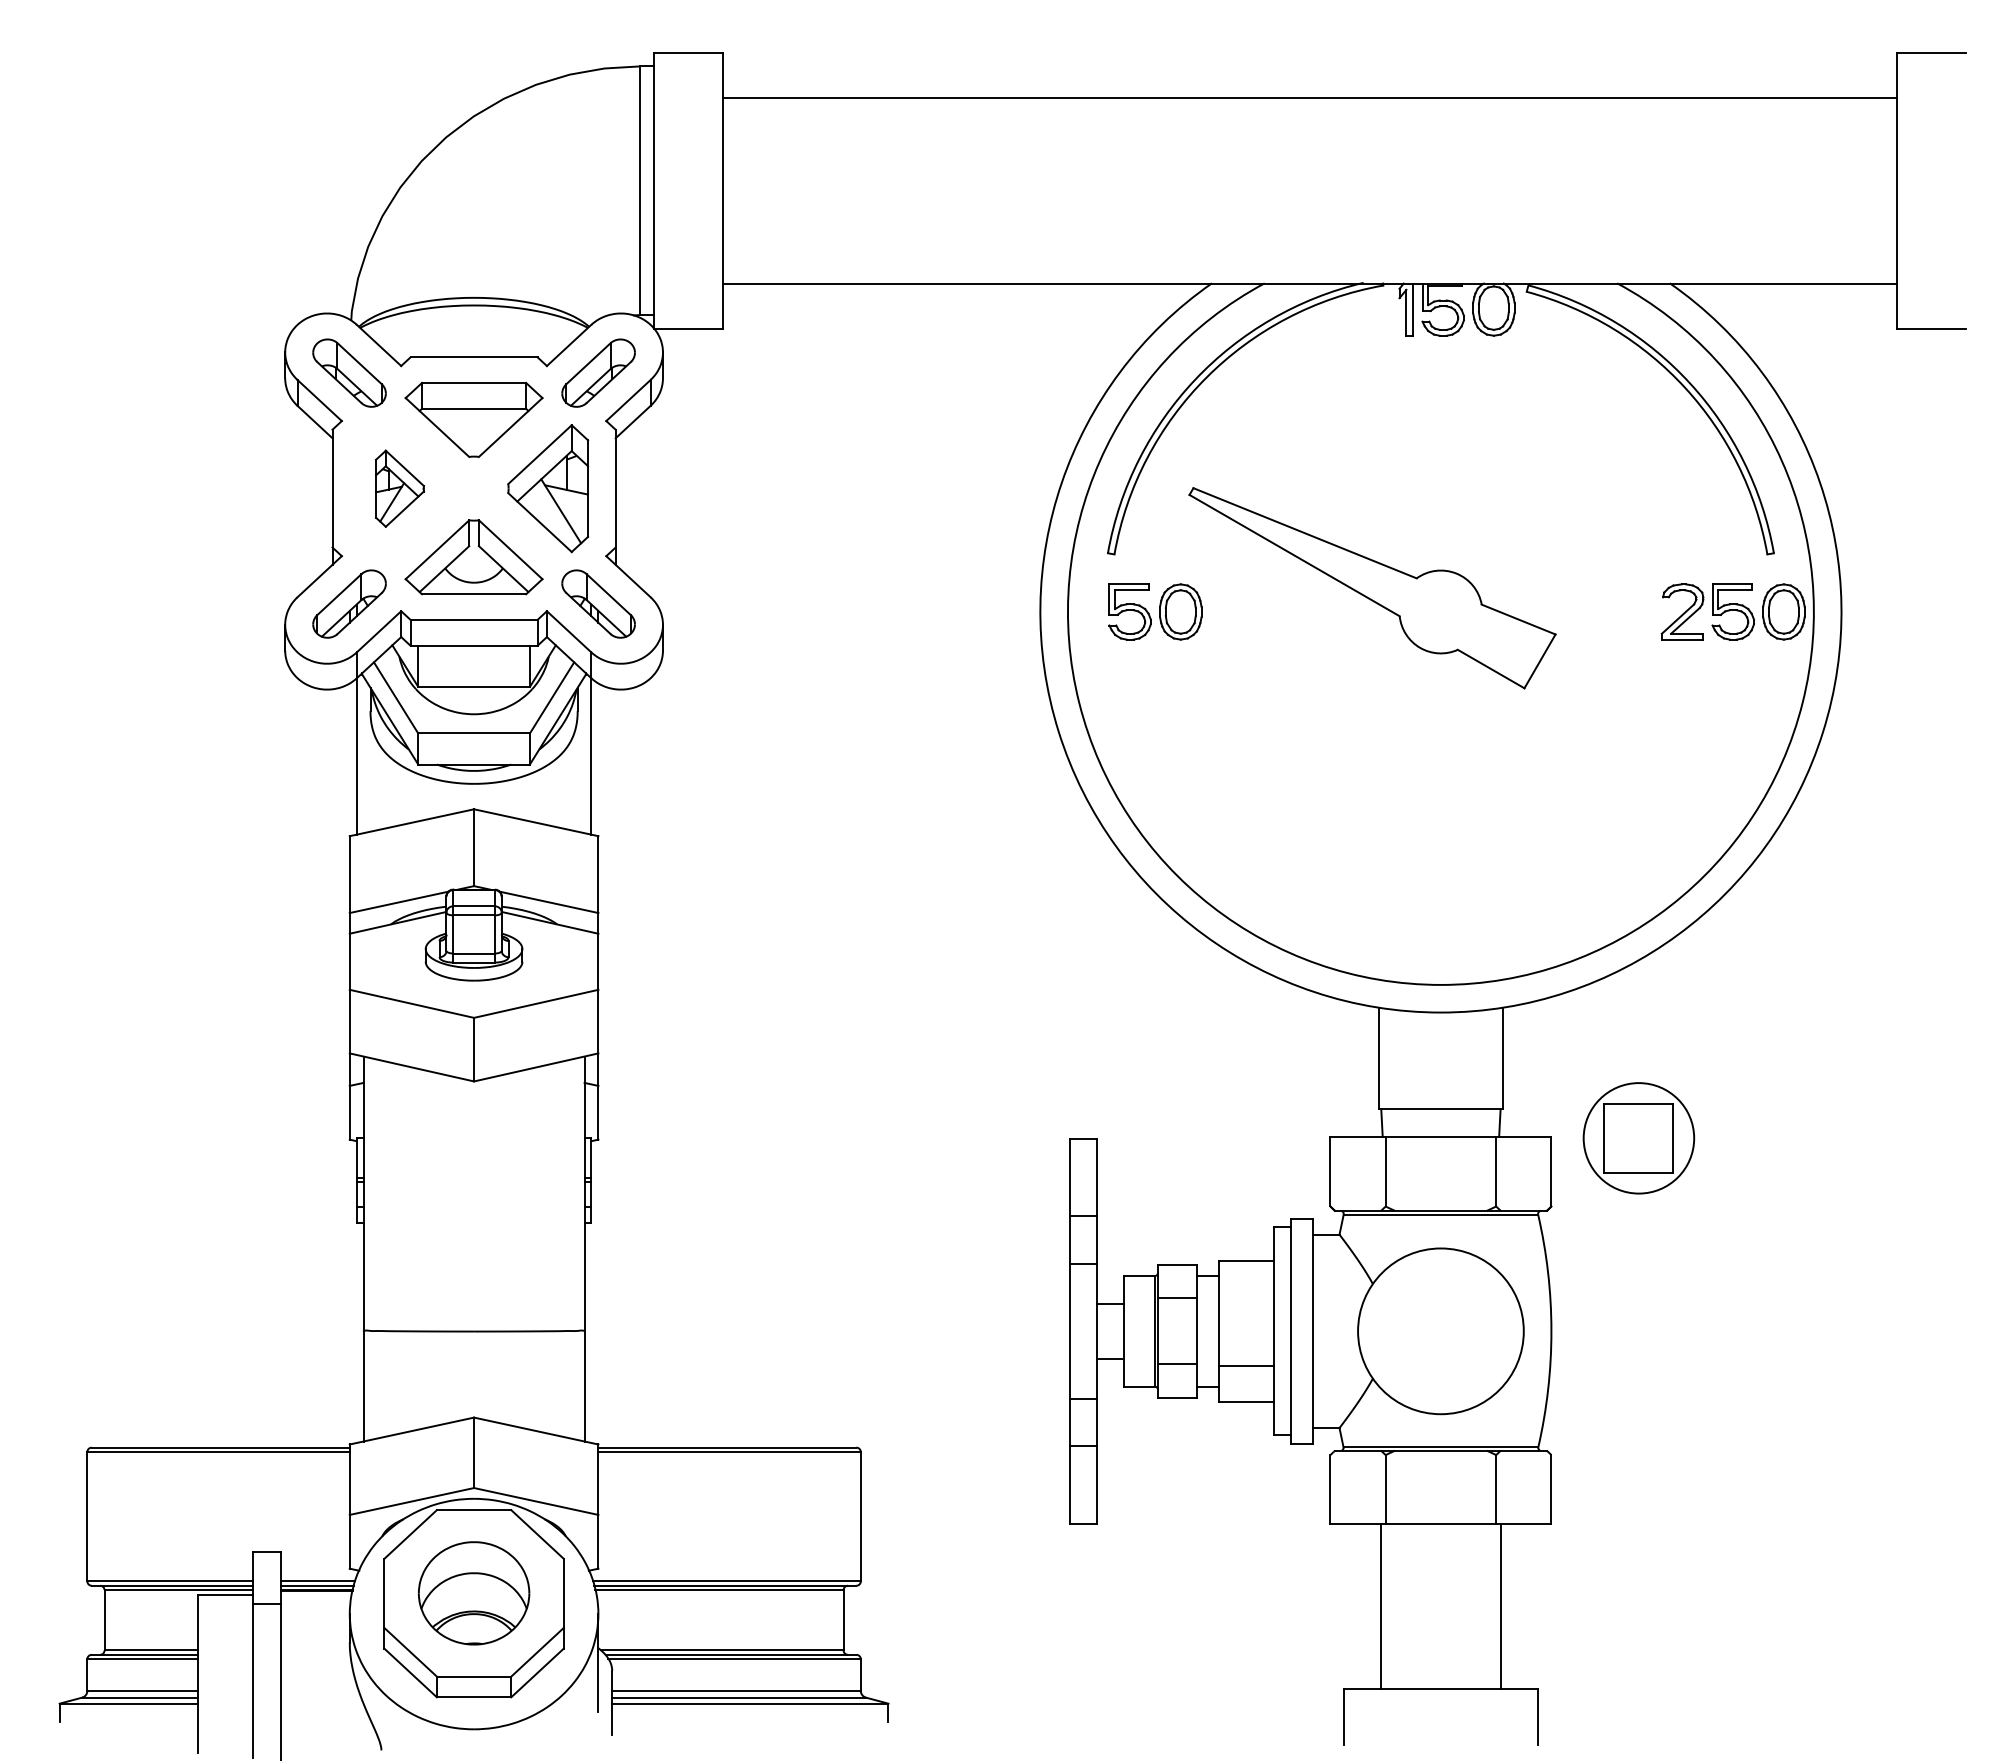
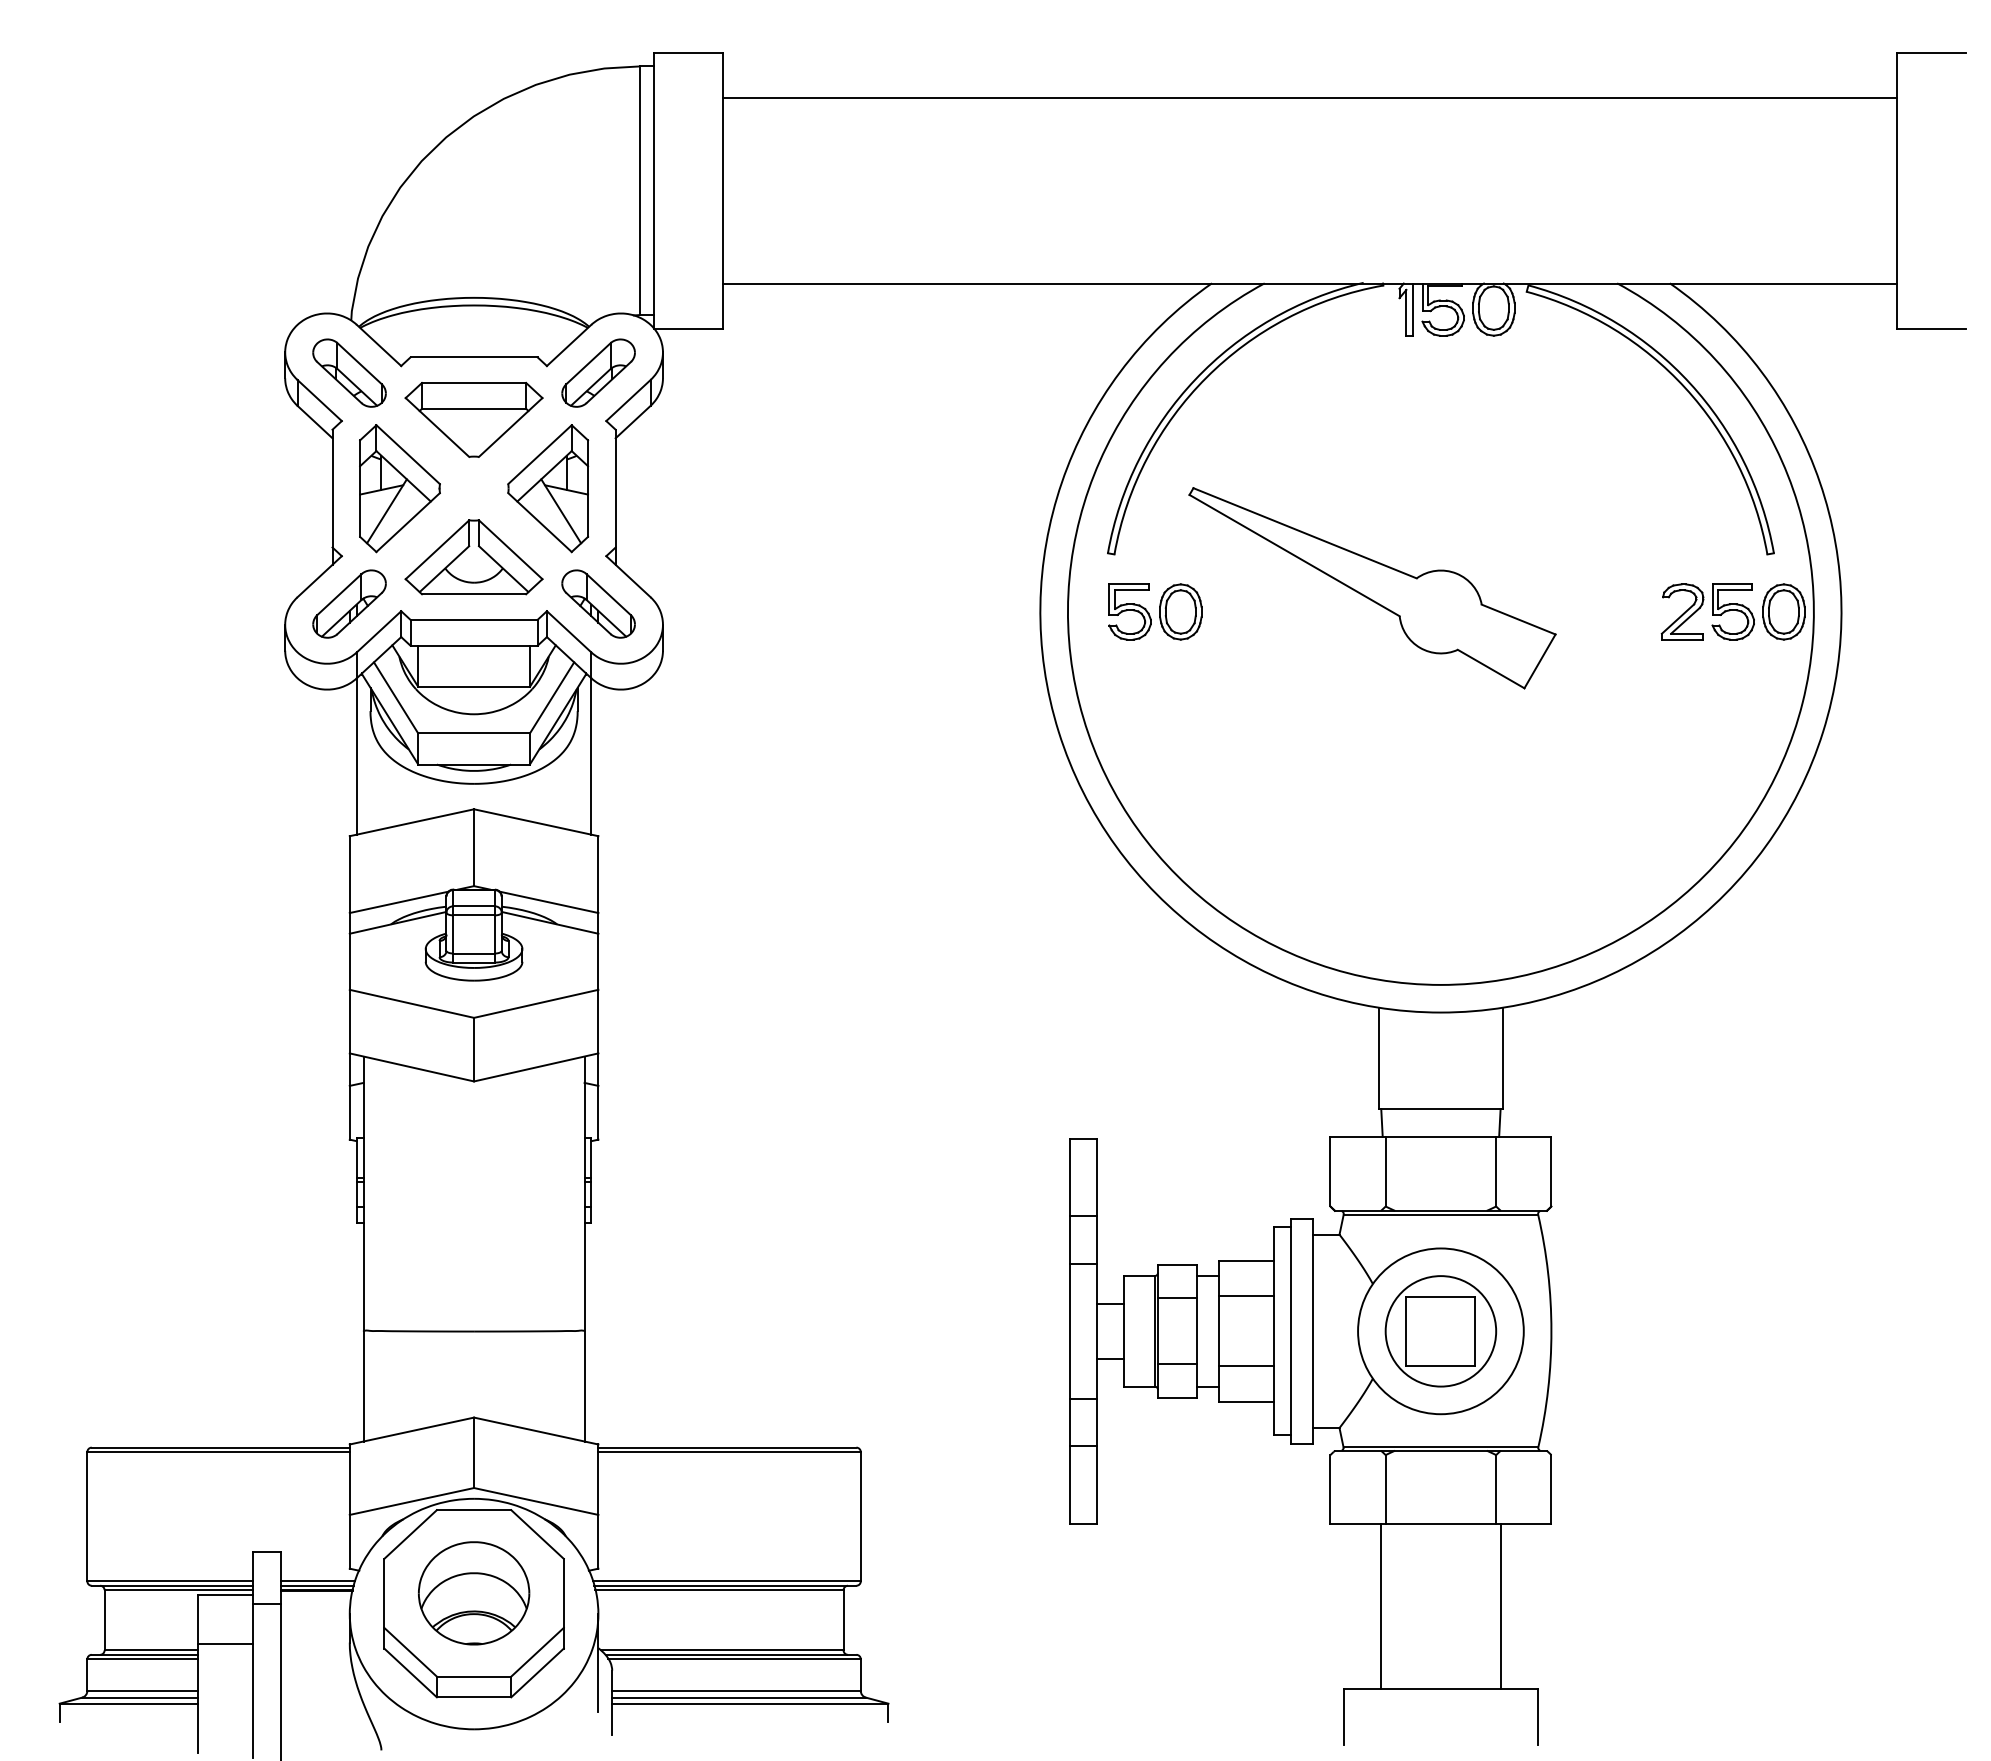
part size: 50x79 px -> 82x130 px (399, 488)
part position: (1638, 1138) -> (1440, 1331) (1440, 1331)
line: none -> present (1246, 1296)
line: none -> present (225, 1643)
